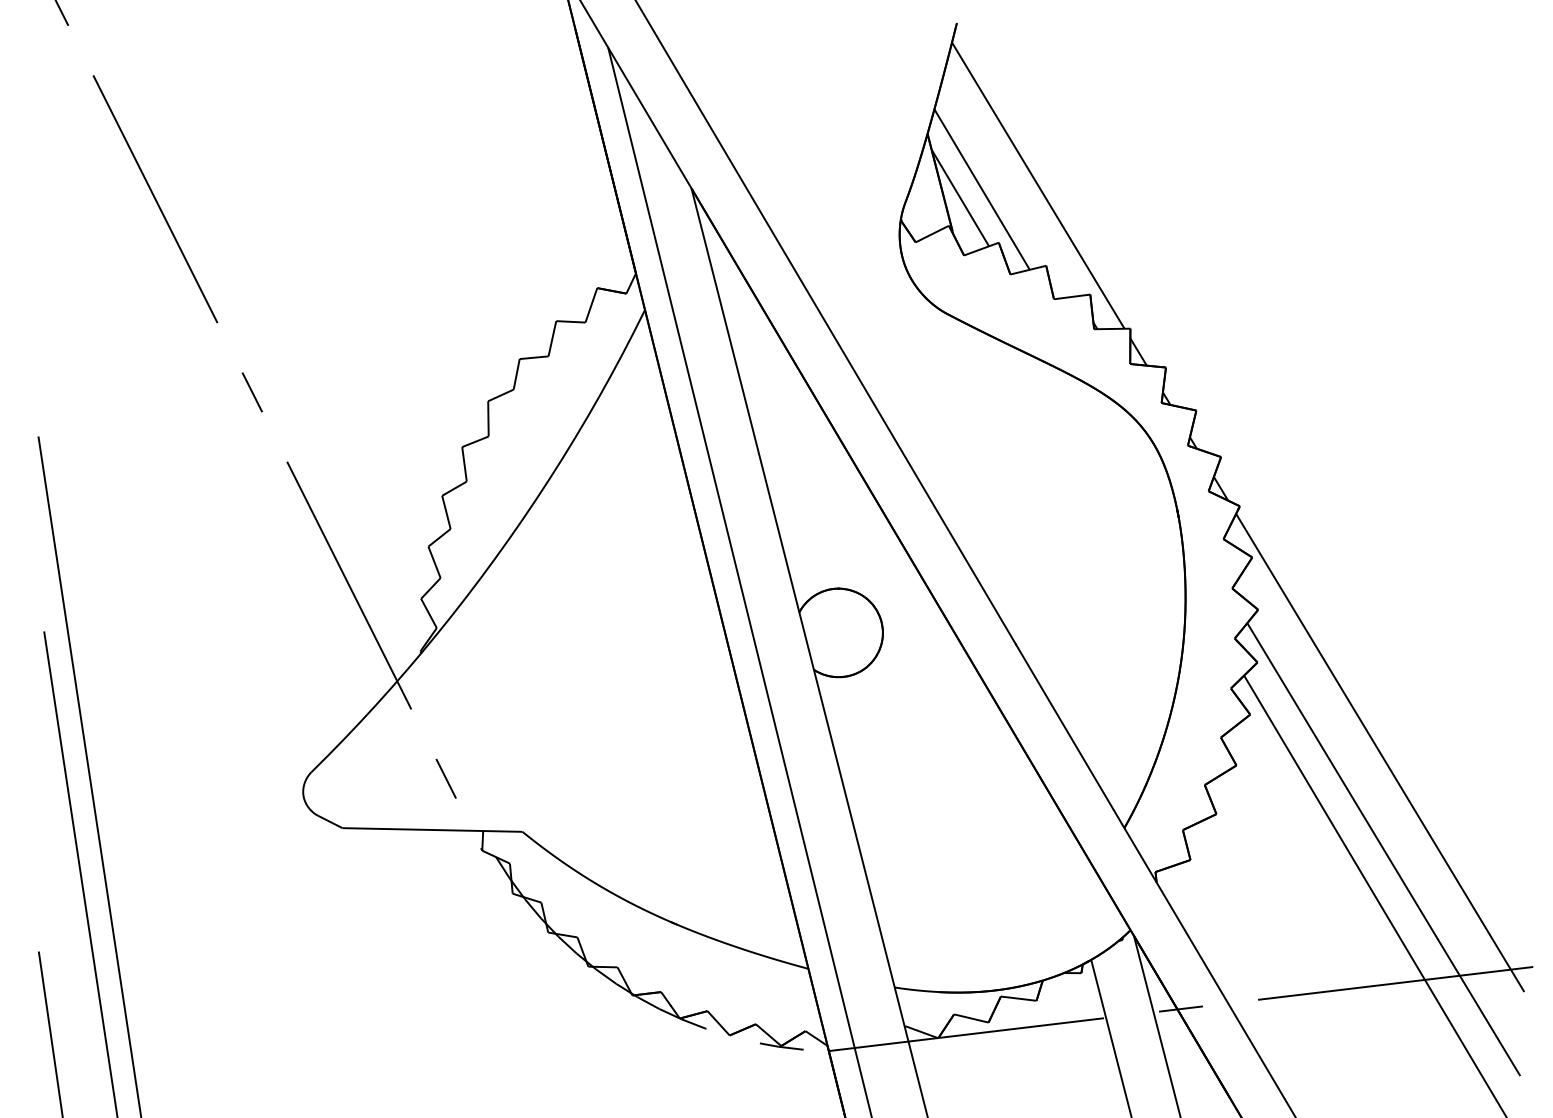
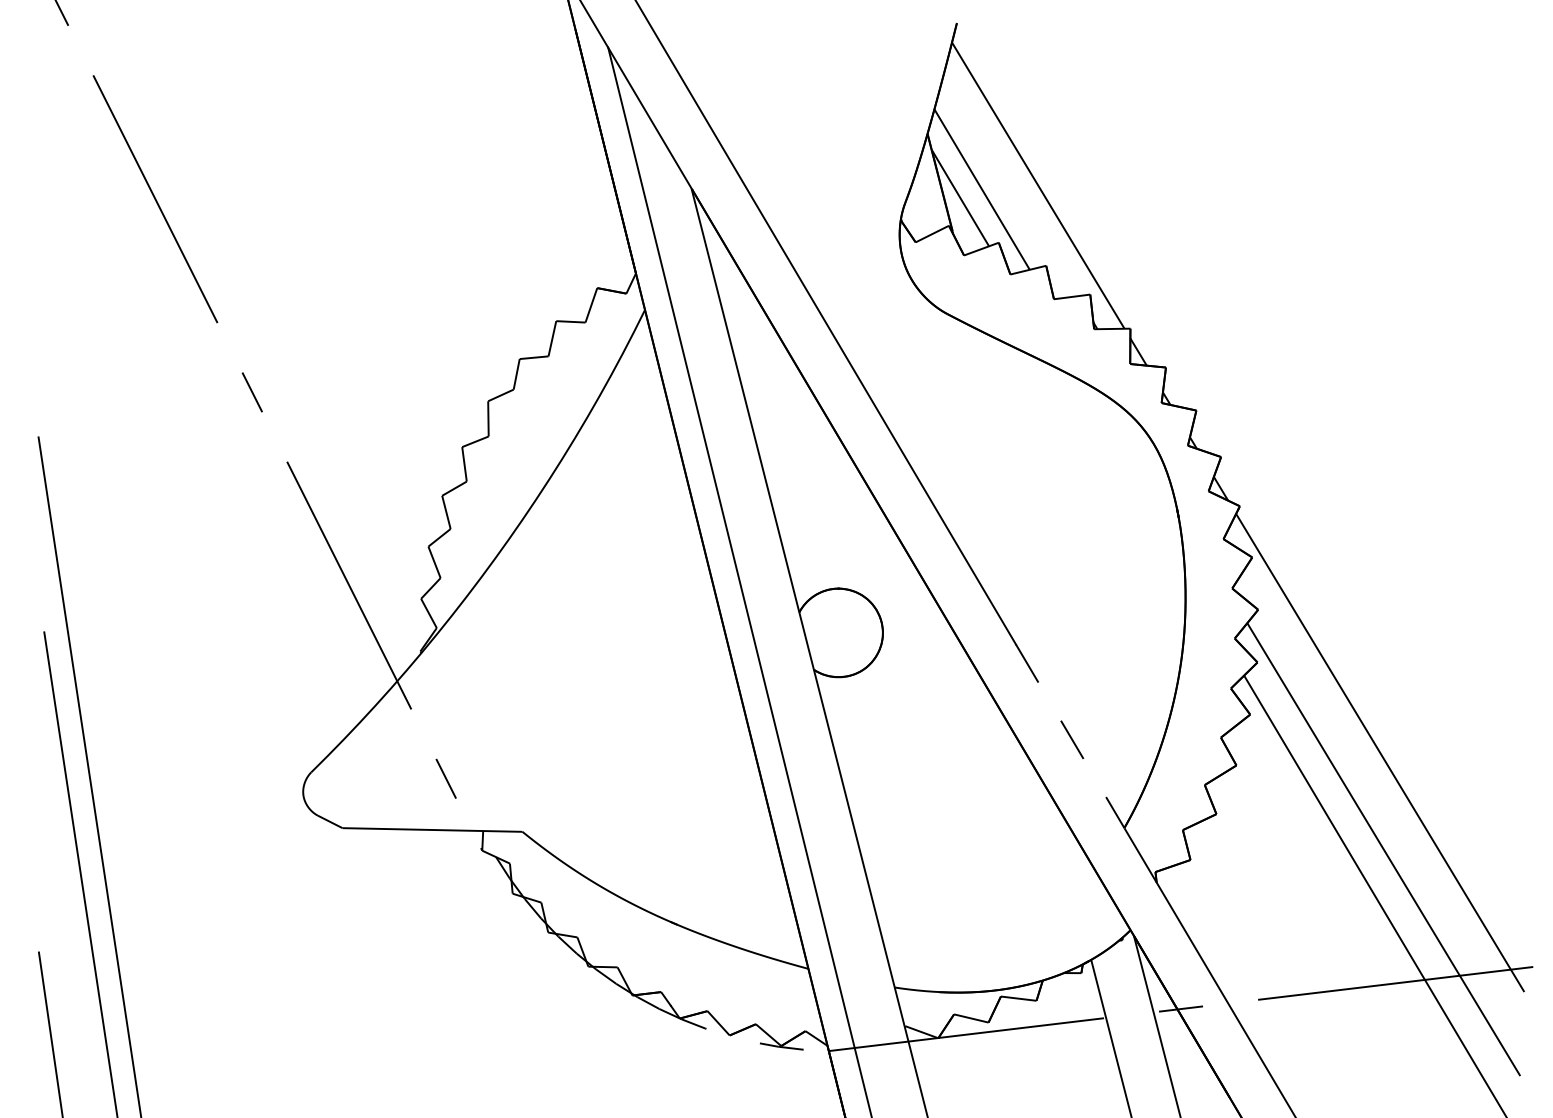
line: solid -> dashed (1070, 736)
